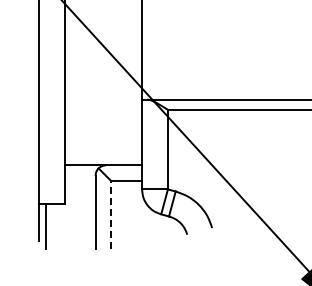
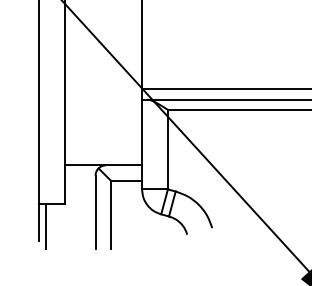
line: none -> present (225, 89)
line: dashed -> solid (111, 214)
